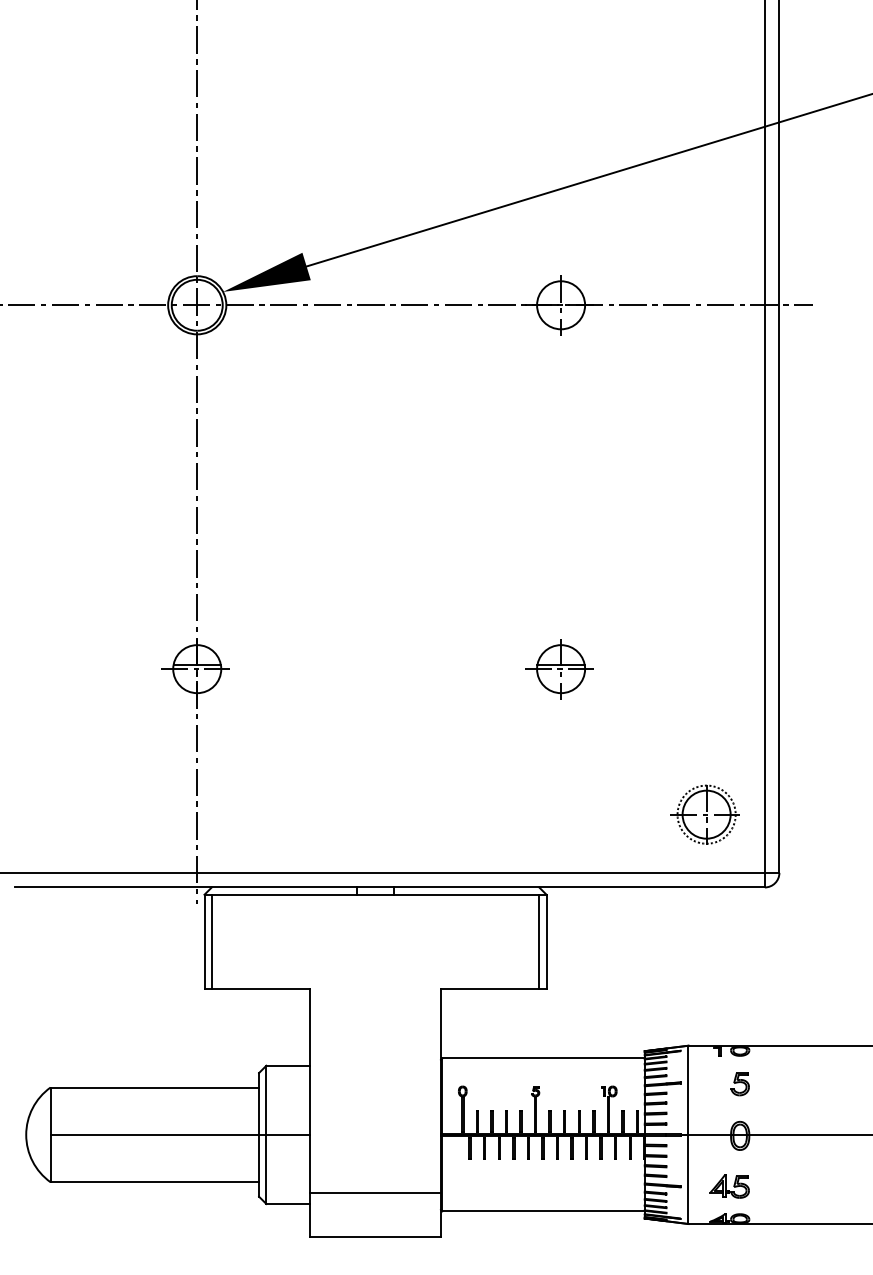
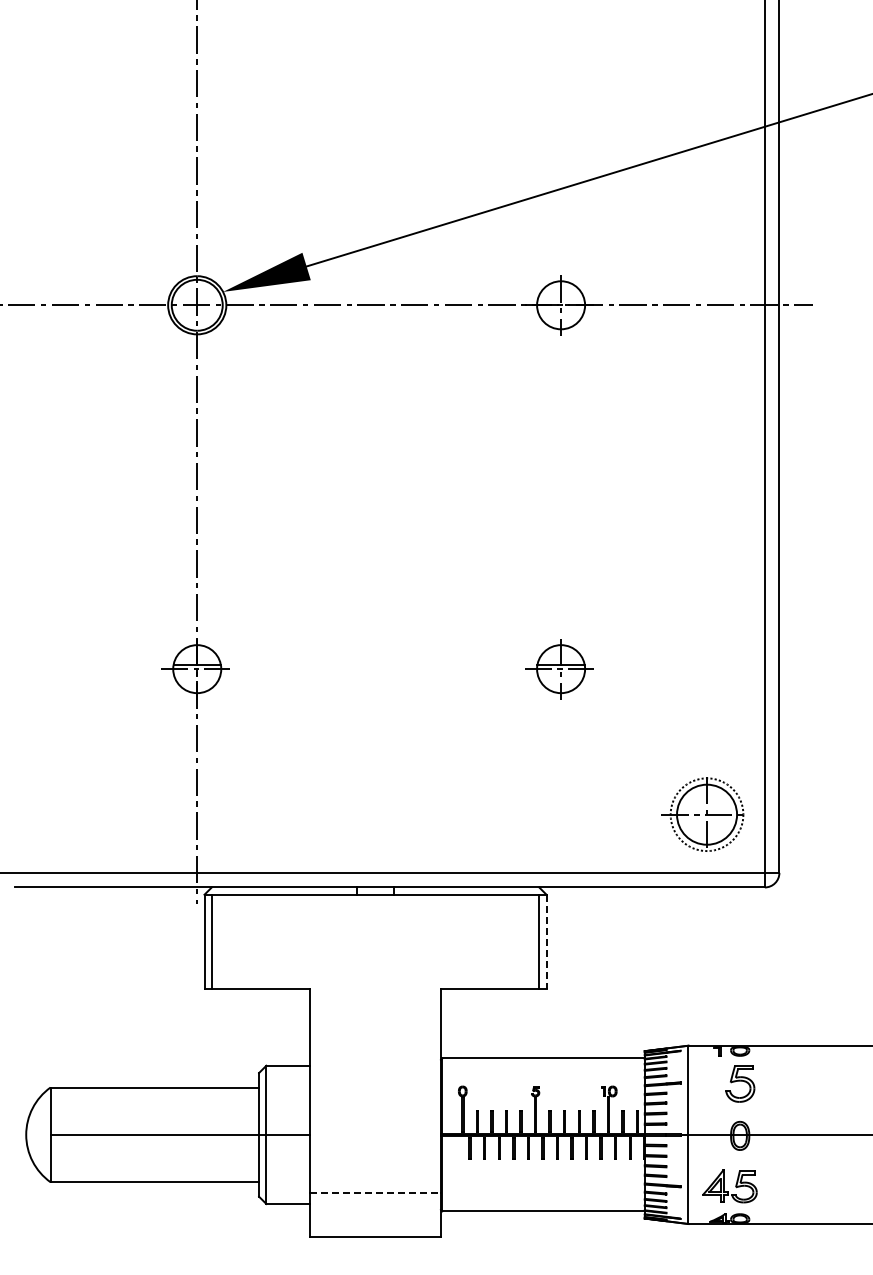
part size: 70x61 px -> 84x75 px (702, 814)
line: solid -> dashed (546, 942)
part size: 20x25 px -> 31x38 px (740, 1083)
part size: 41x25 px -> 56x35 px (729, 1186)
line: solid -> dashed (376, 1193)
